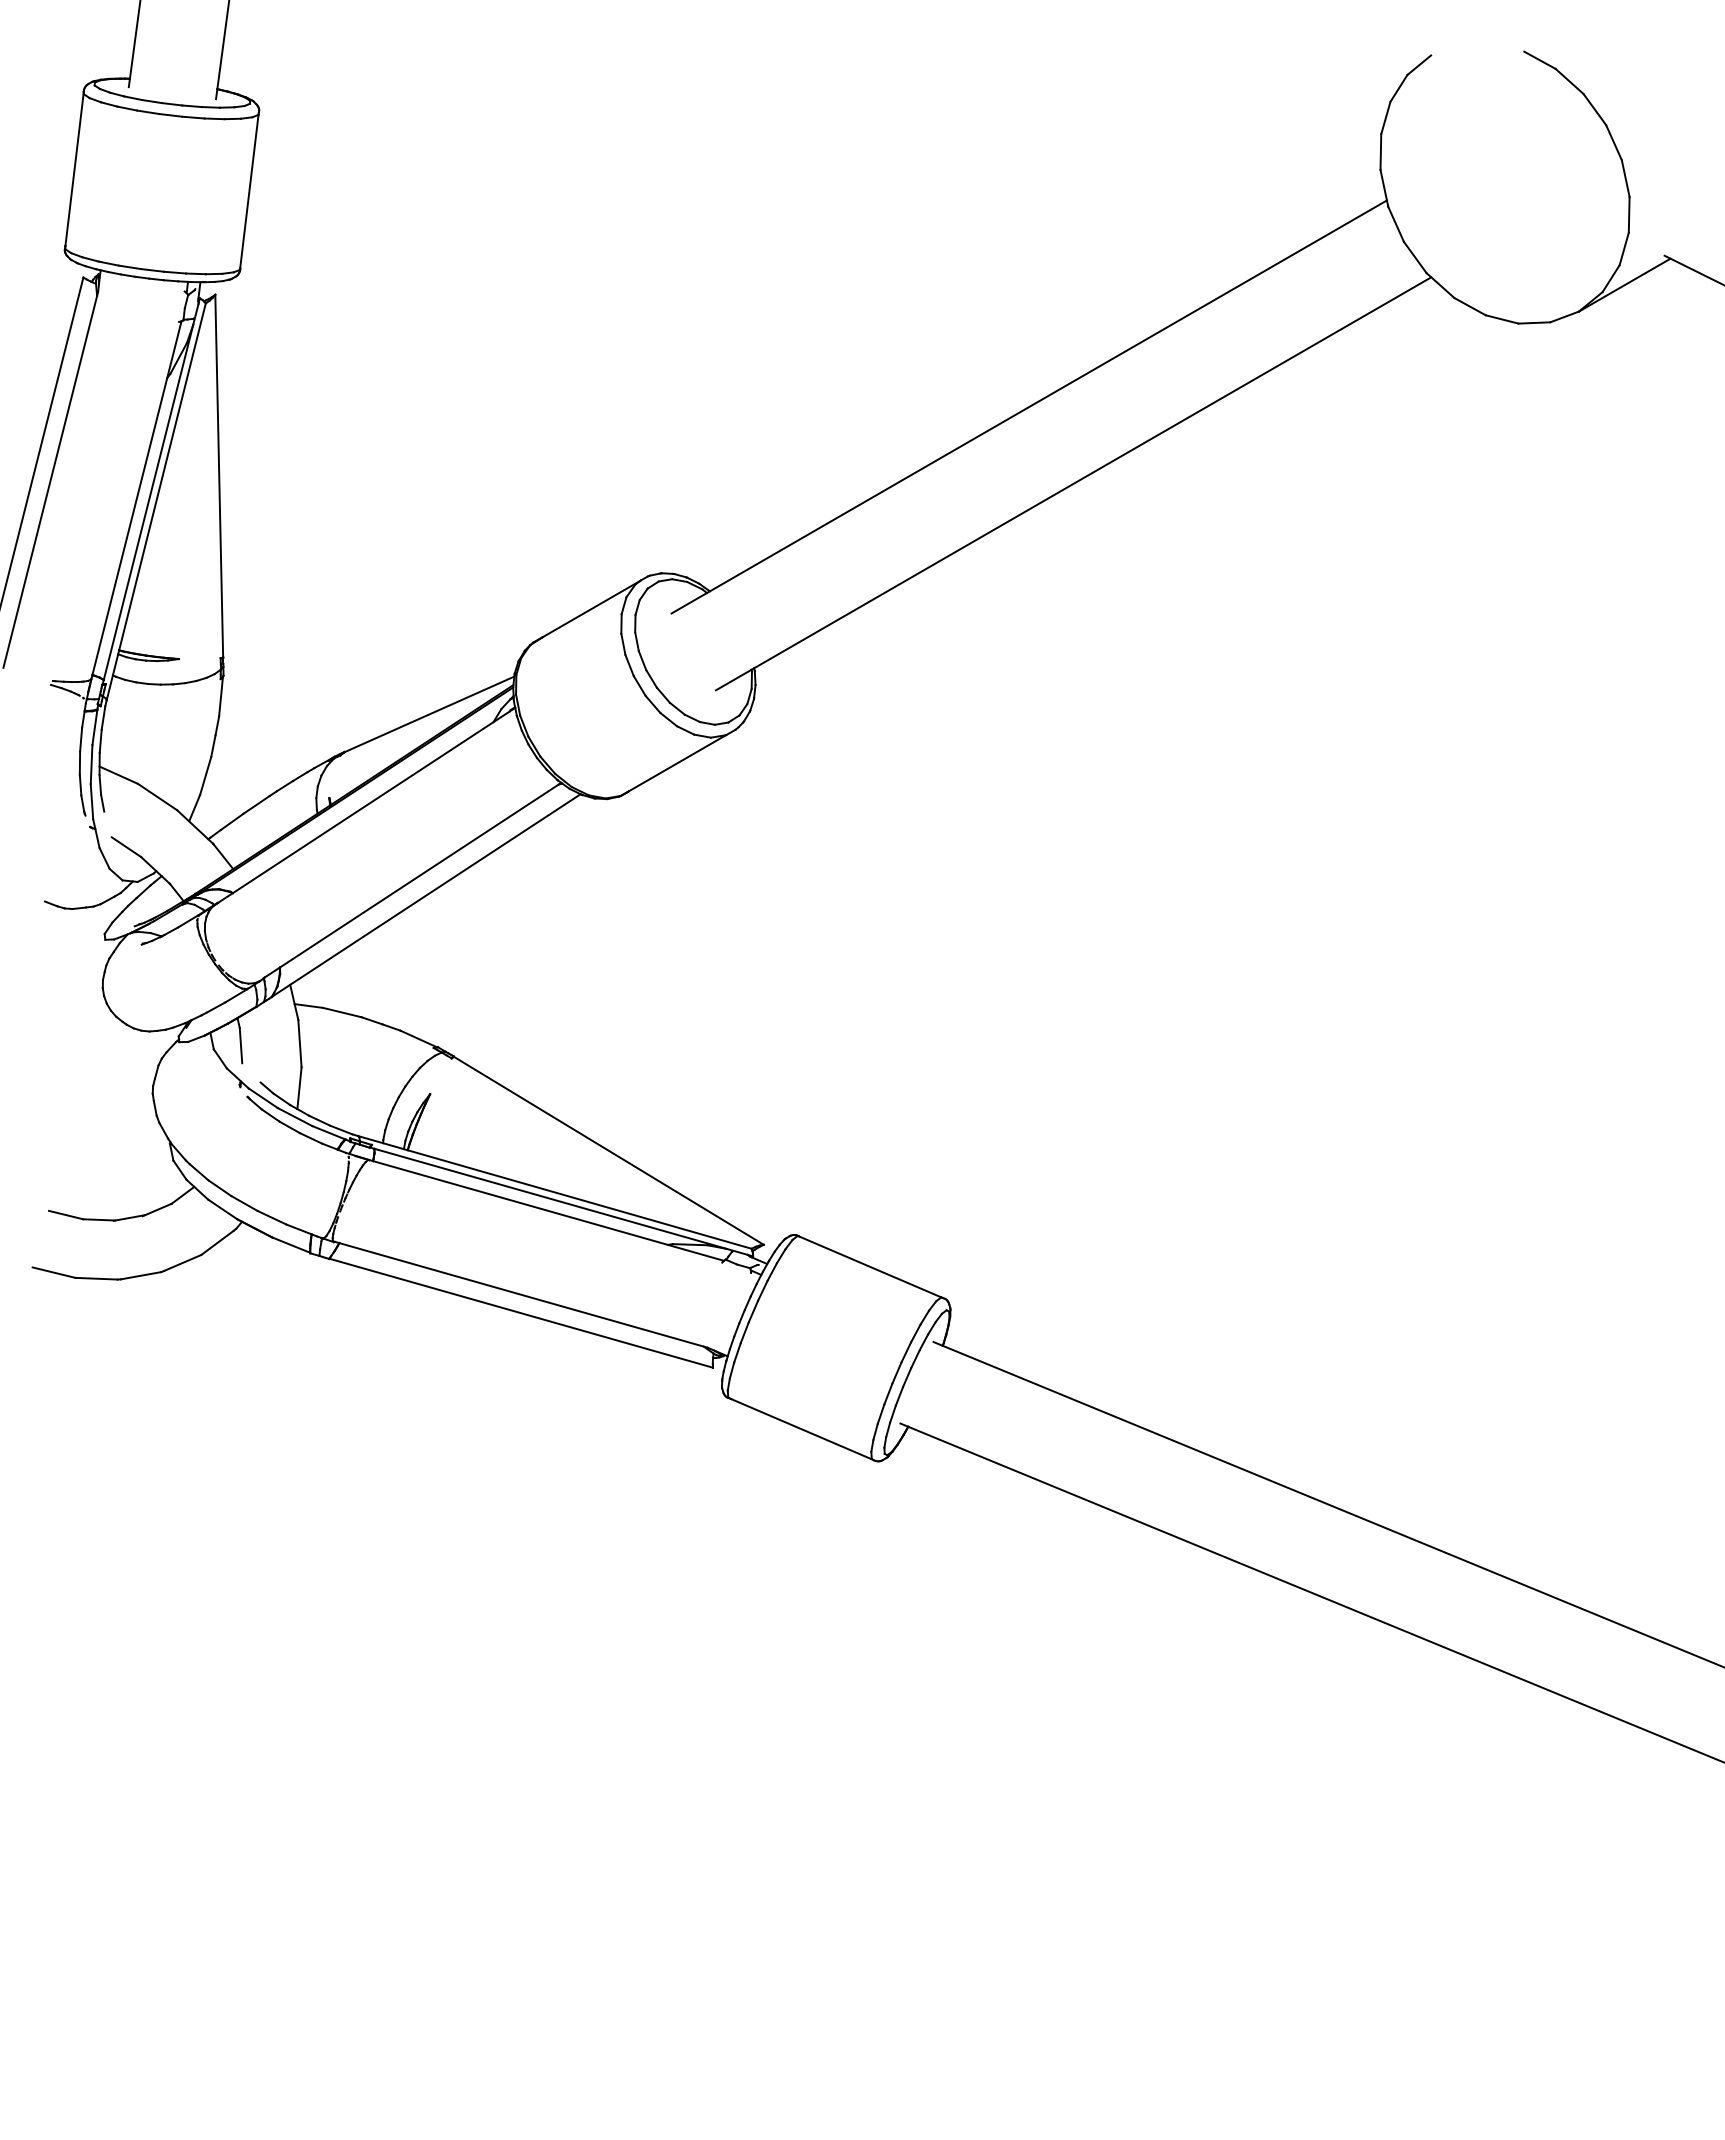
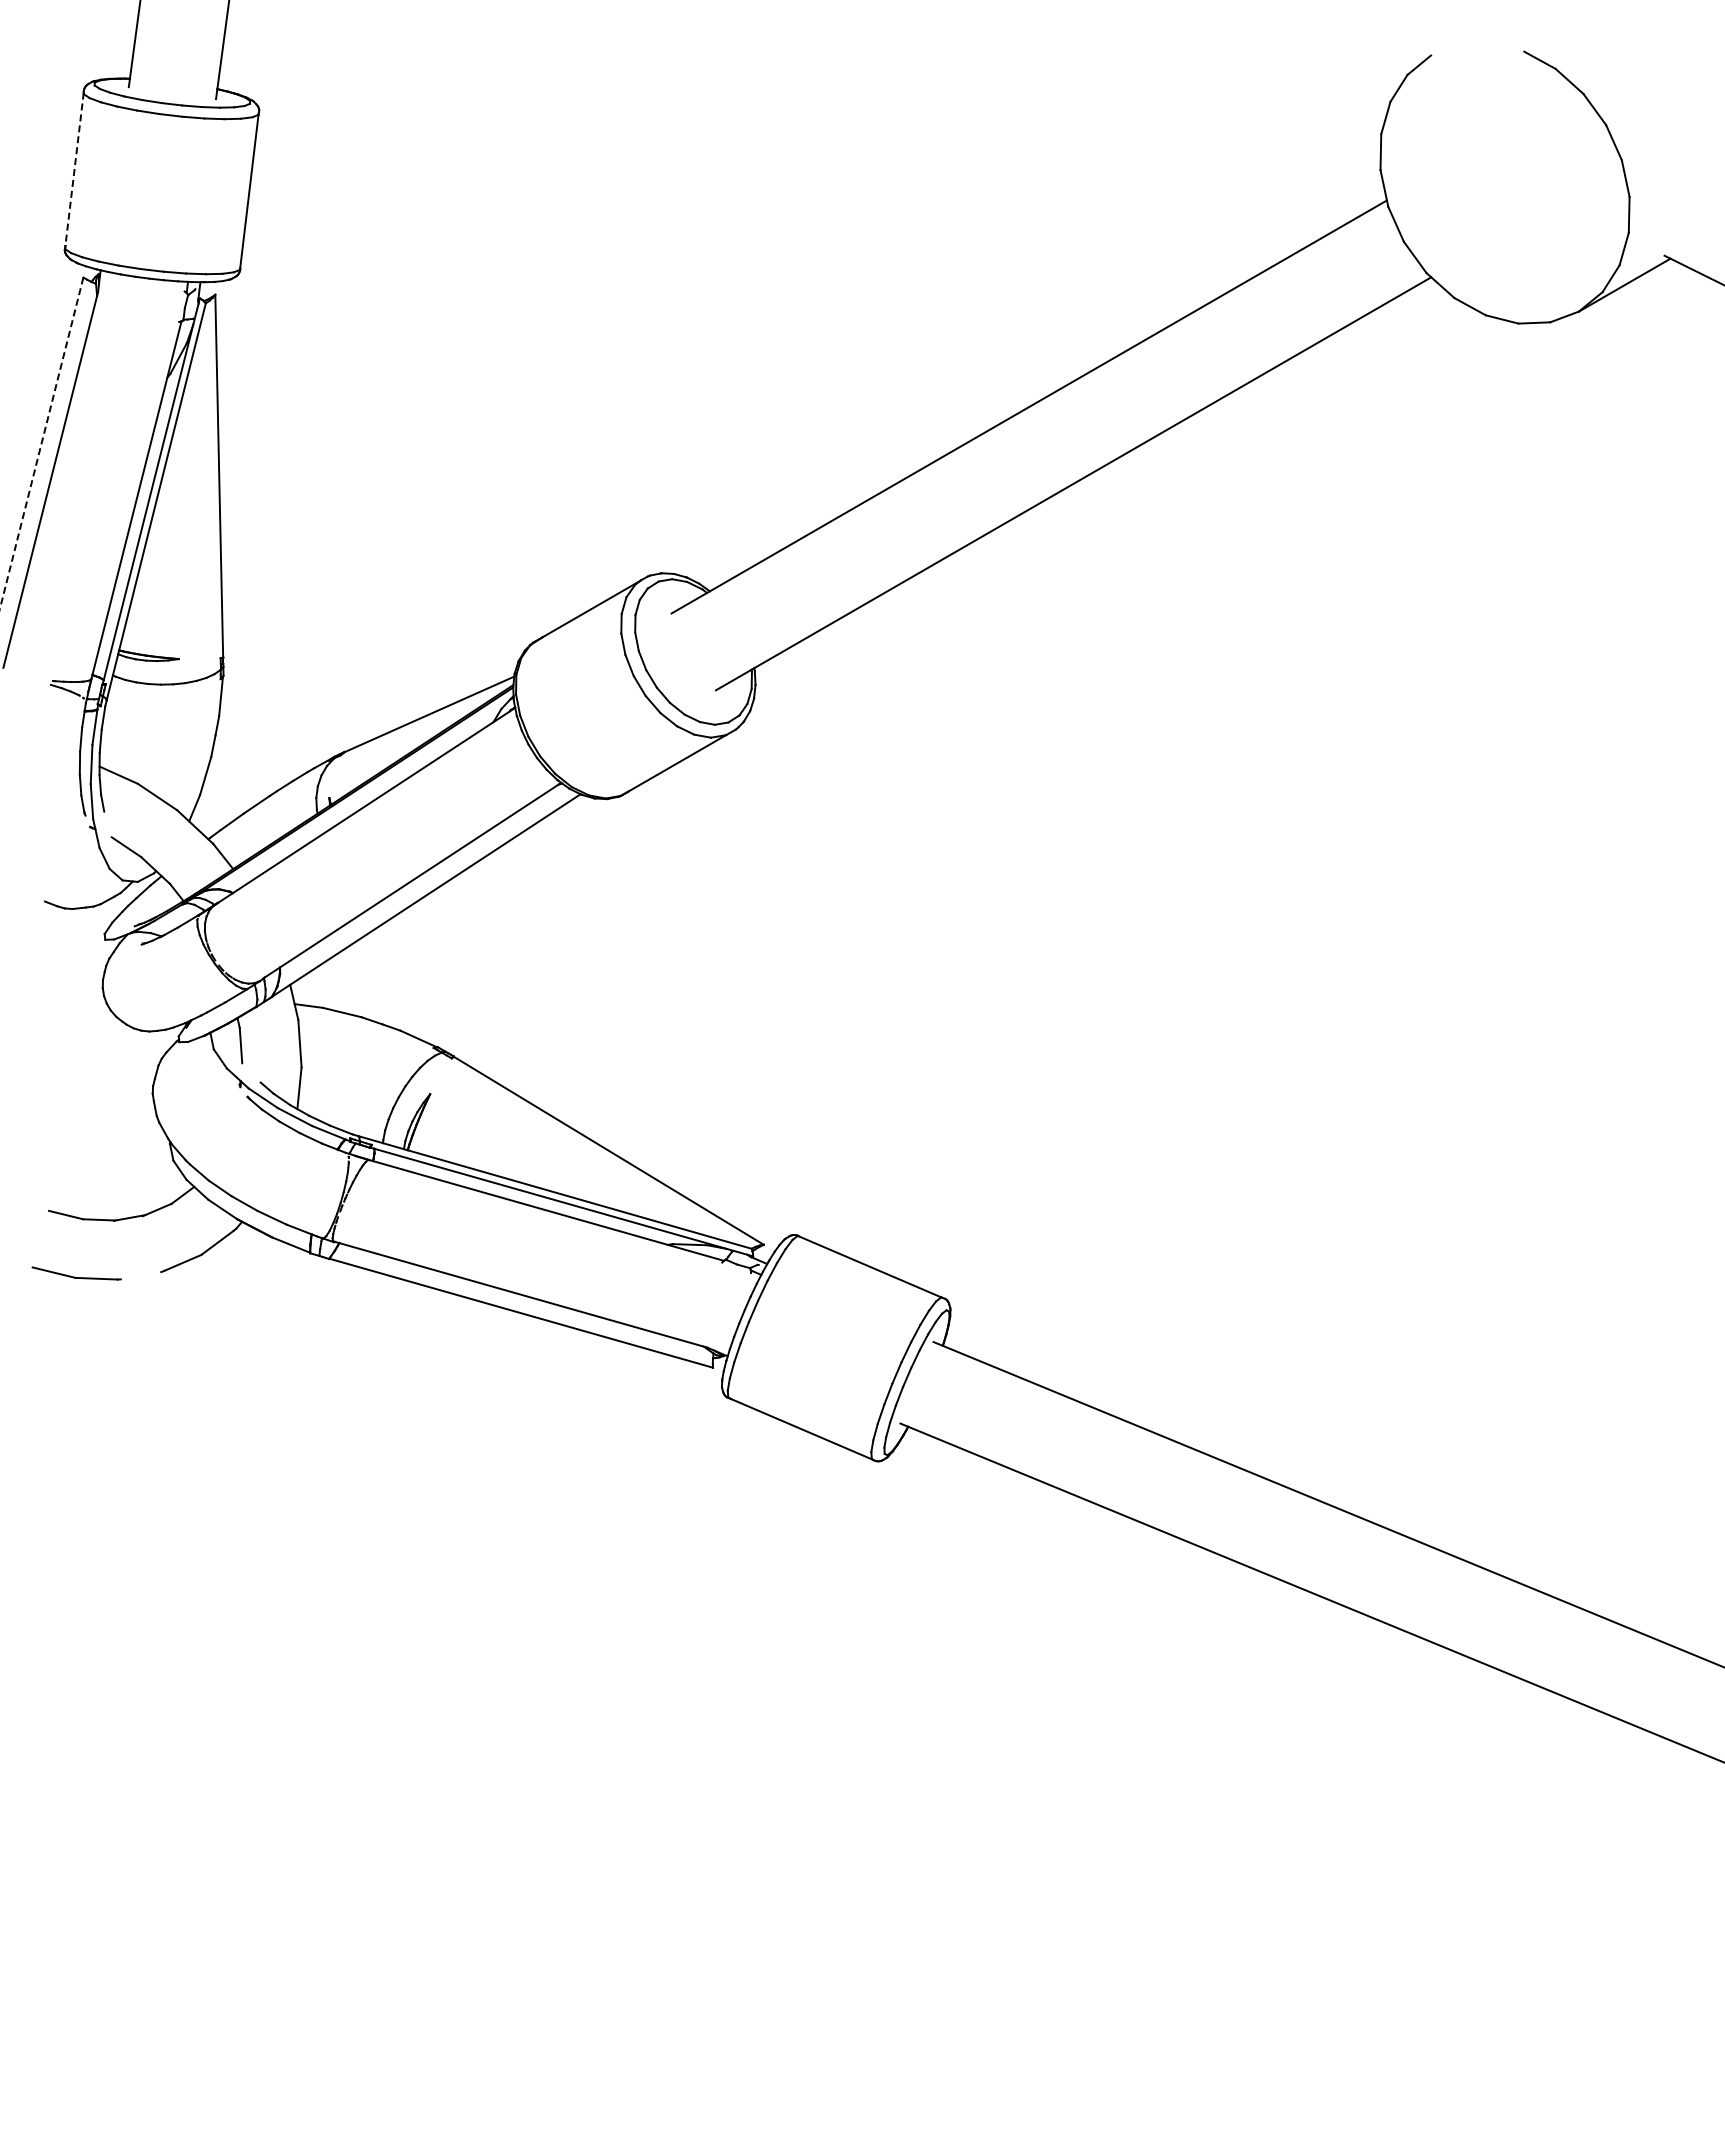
line: solid -> dashed (74, 169)
line: solid -> dashed (41, 443)
line: present -> none (140, 1275)
